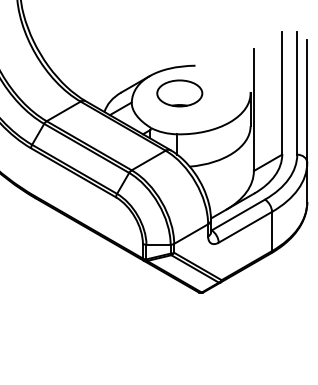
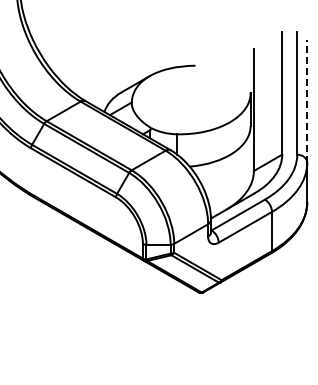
part: present -> none (179, 93)
line: solid -> dashed (307, 101)
